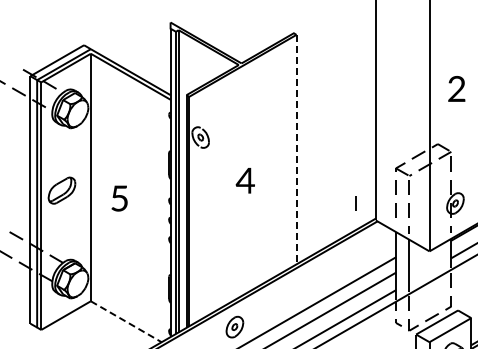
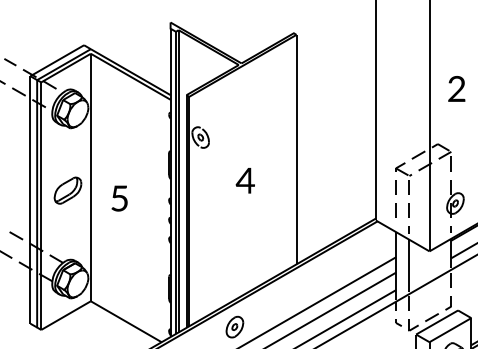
line: none -> present (10, 62)
line: dashed -> solid (296, 149)
part position: (61, 190) -> (67, 190) (67, 190)
line: present -> none (355, 203)
line: dashed -> solid (126, 321)
